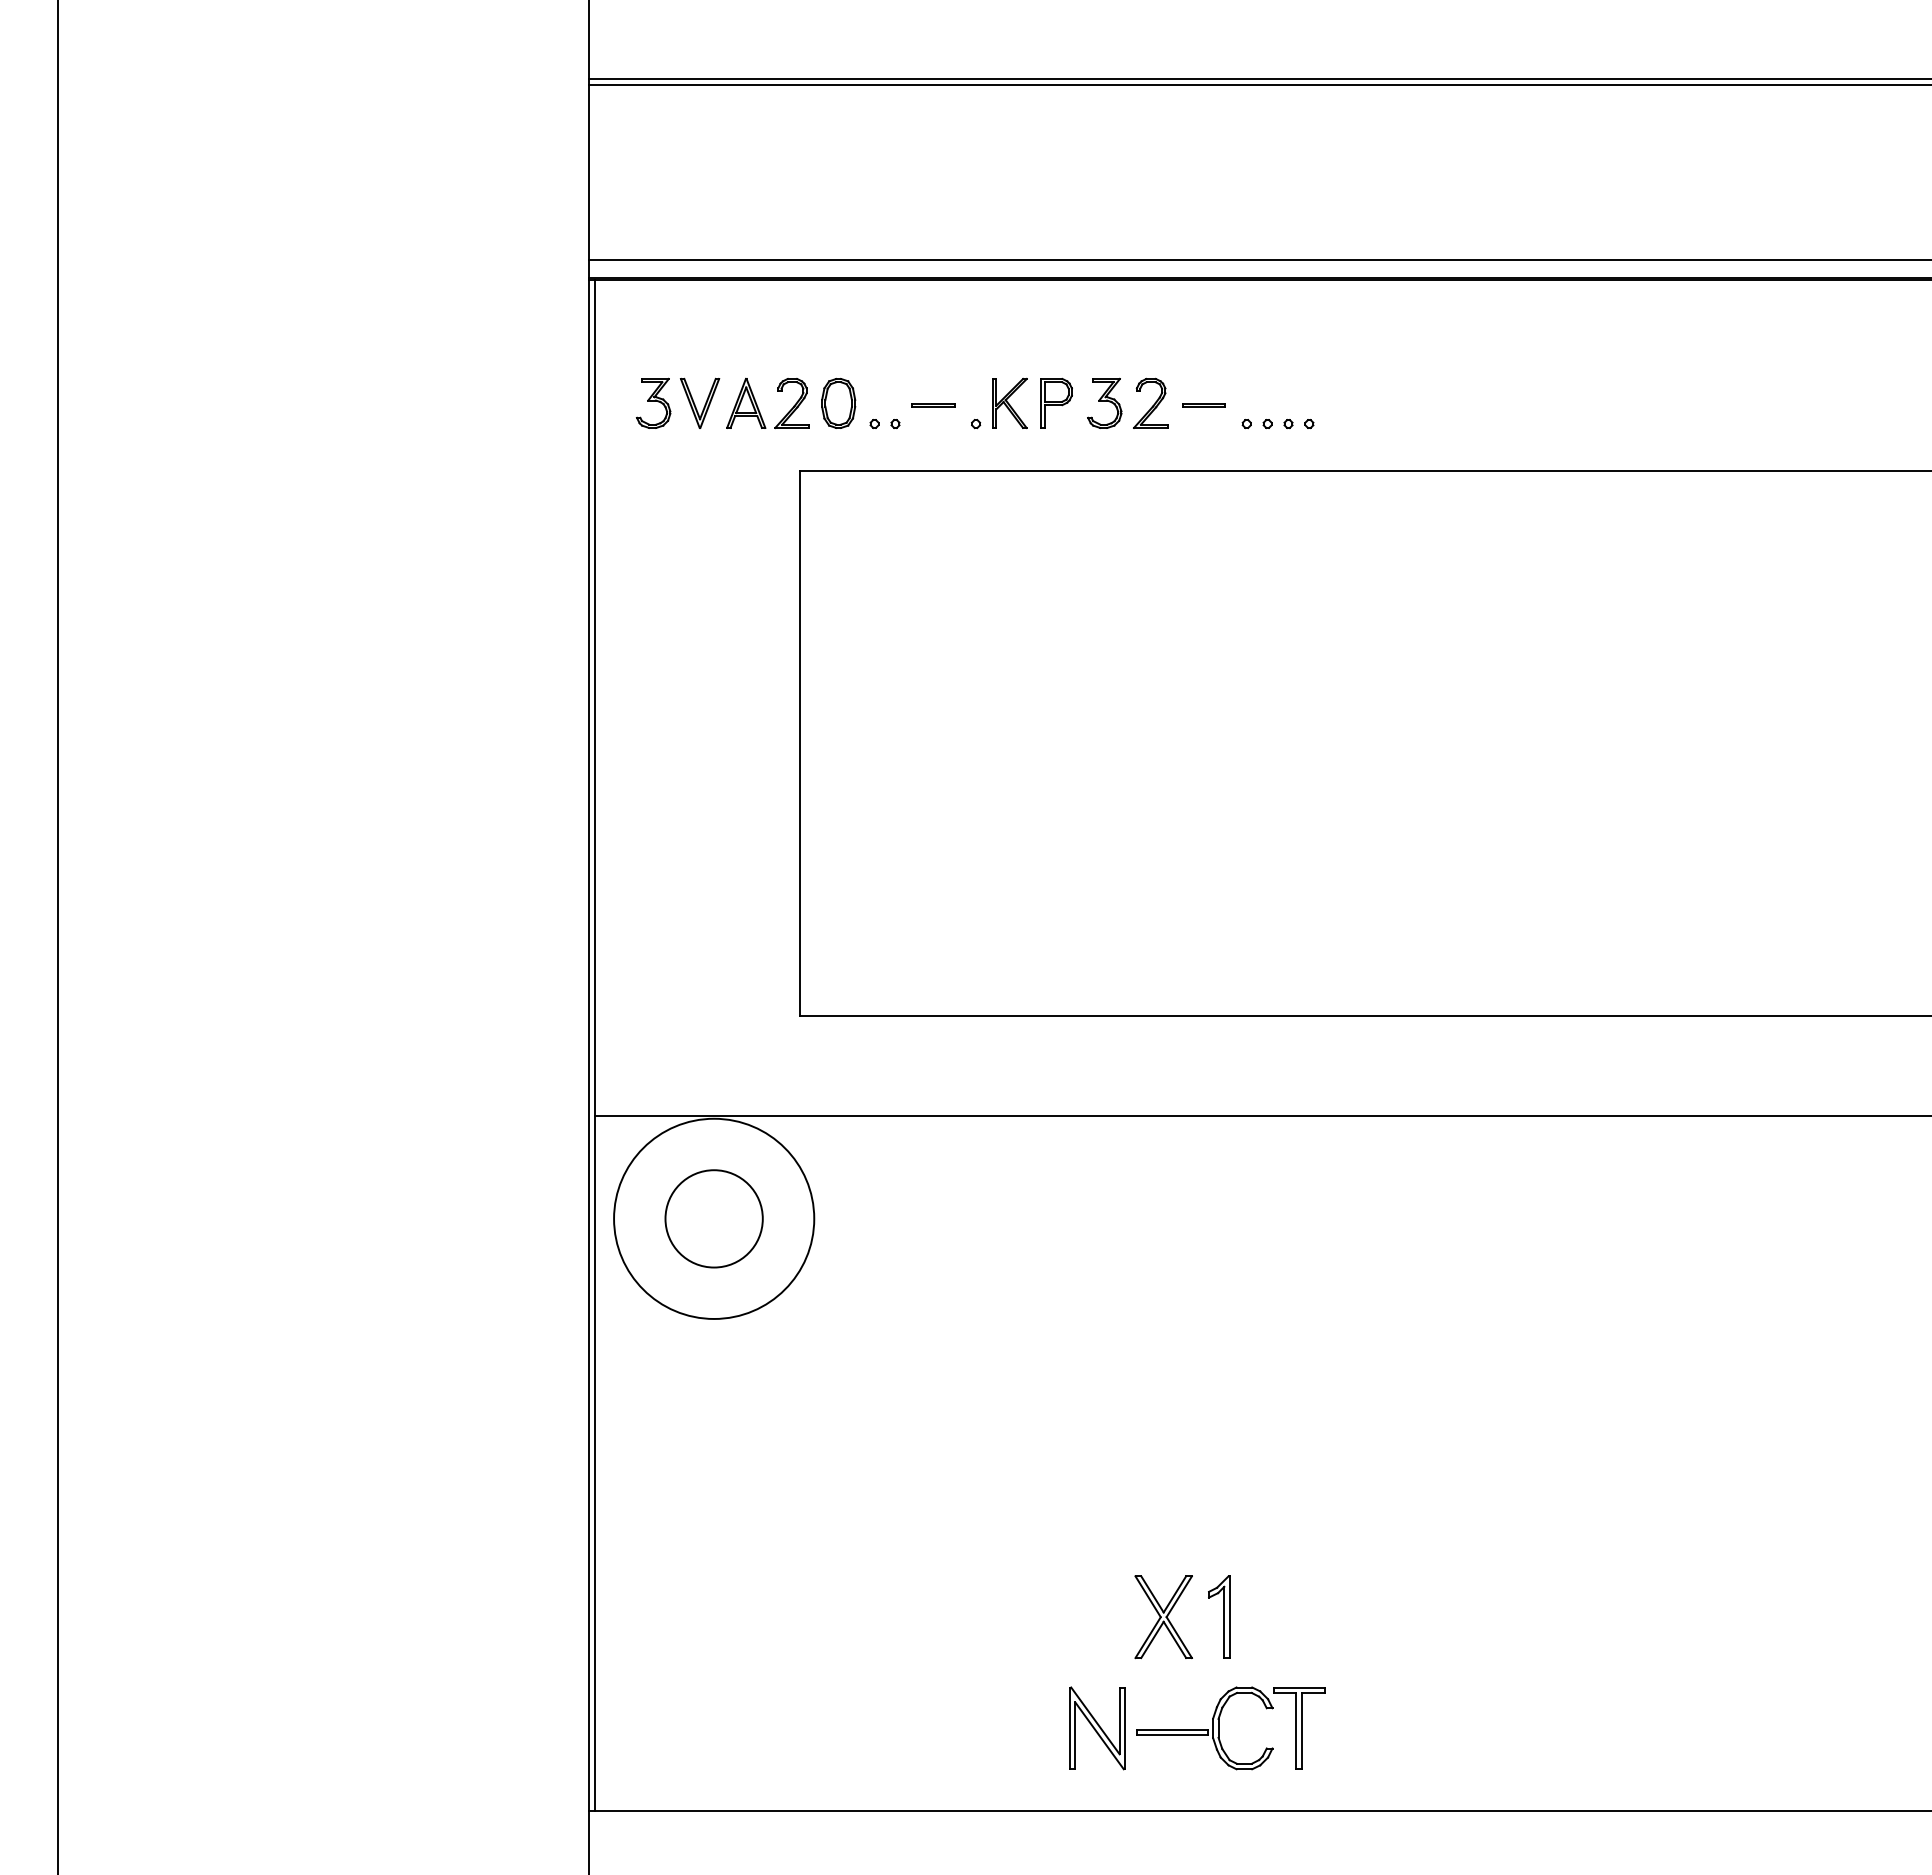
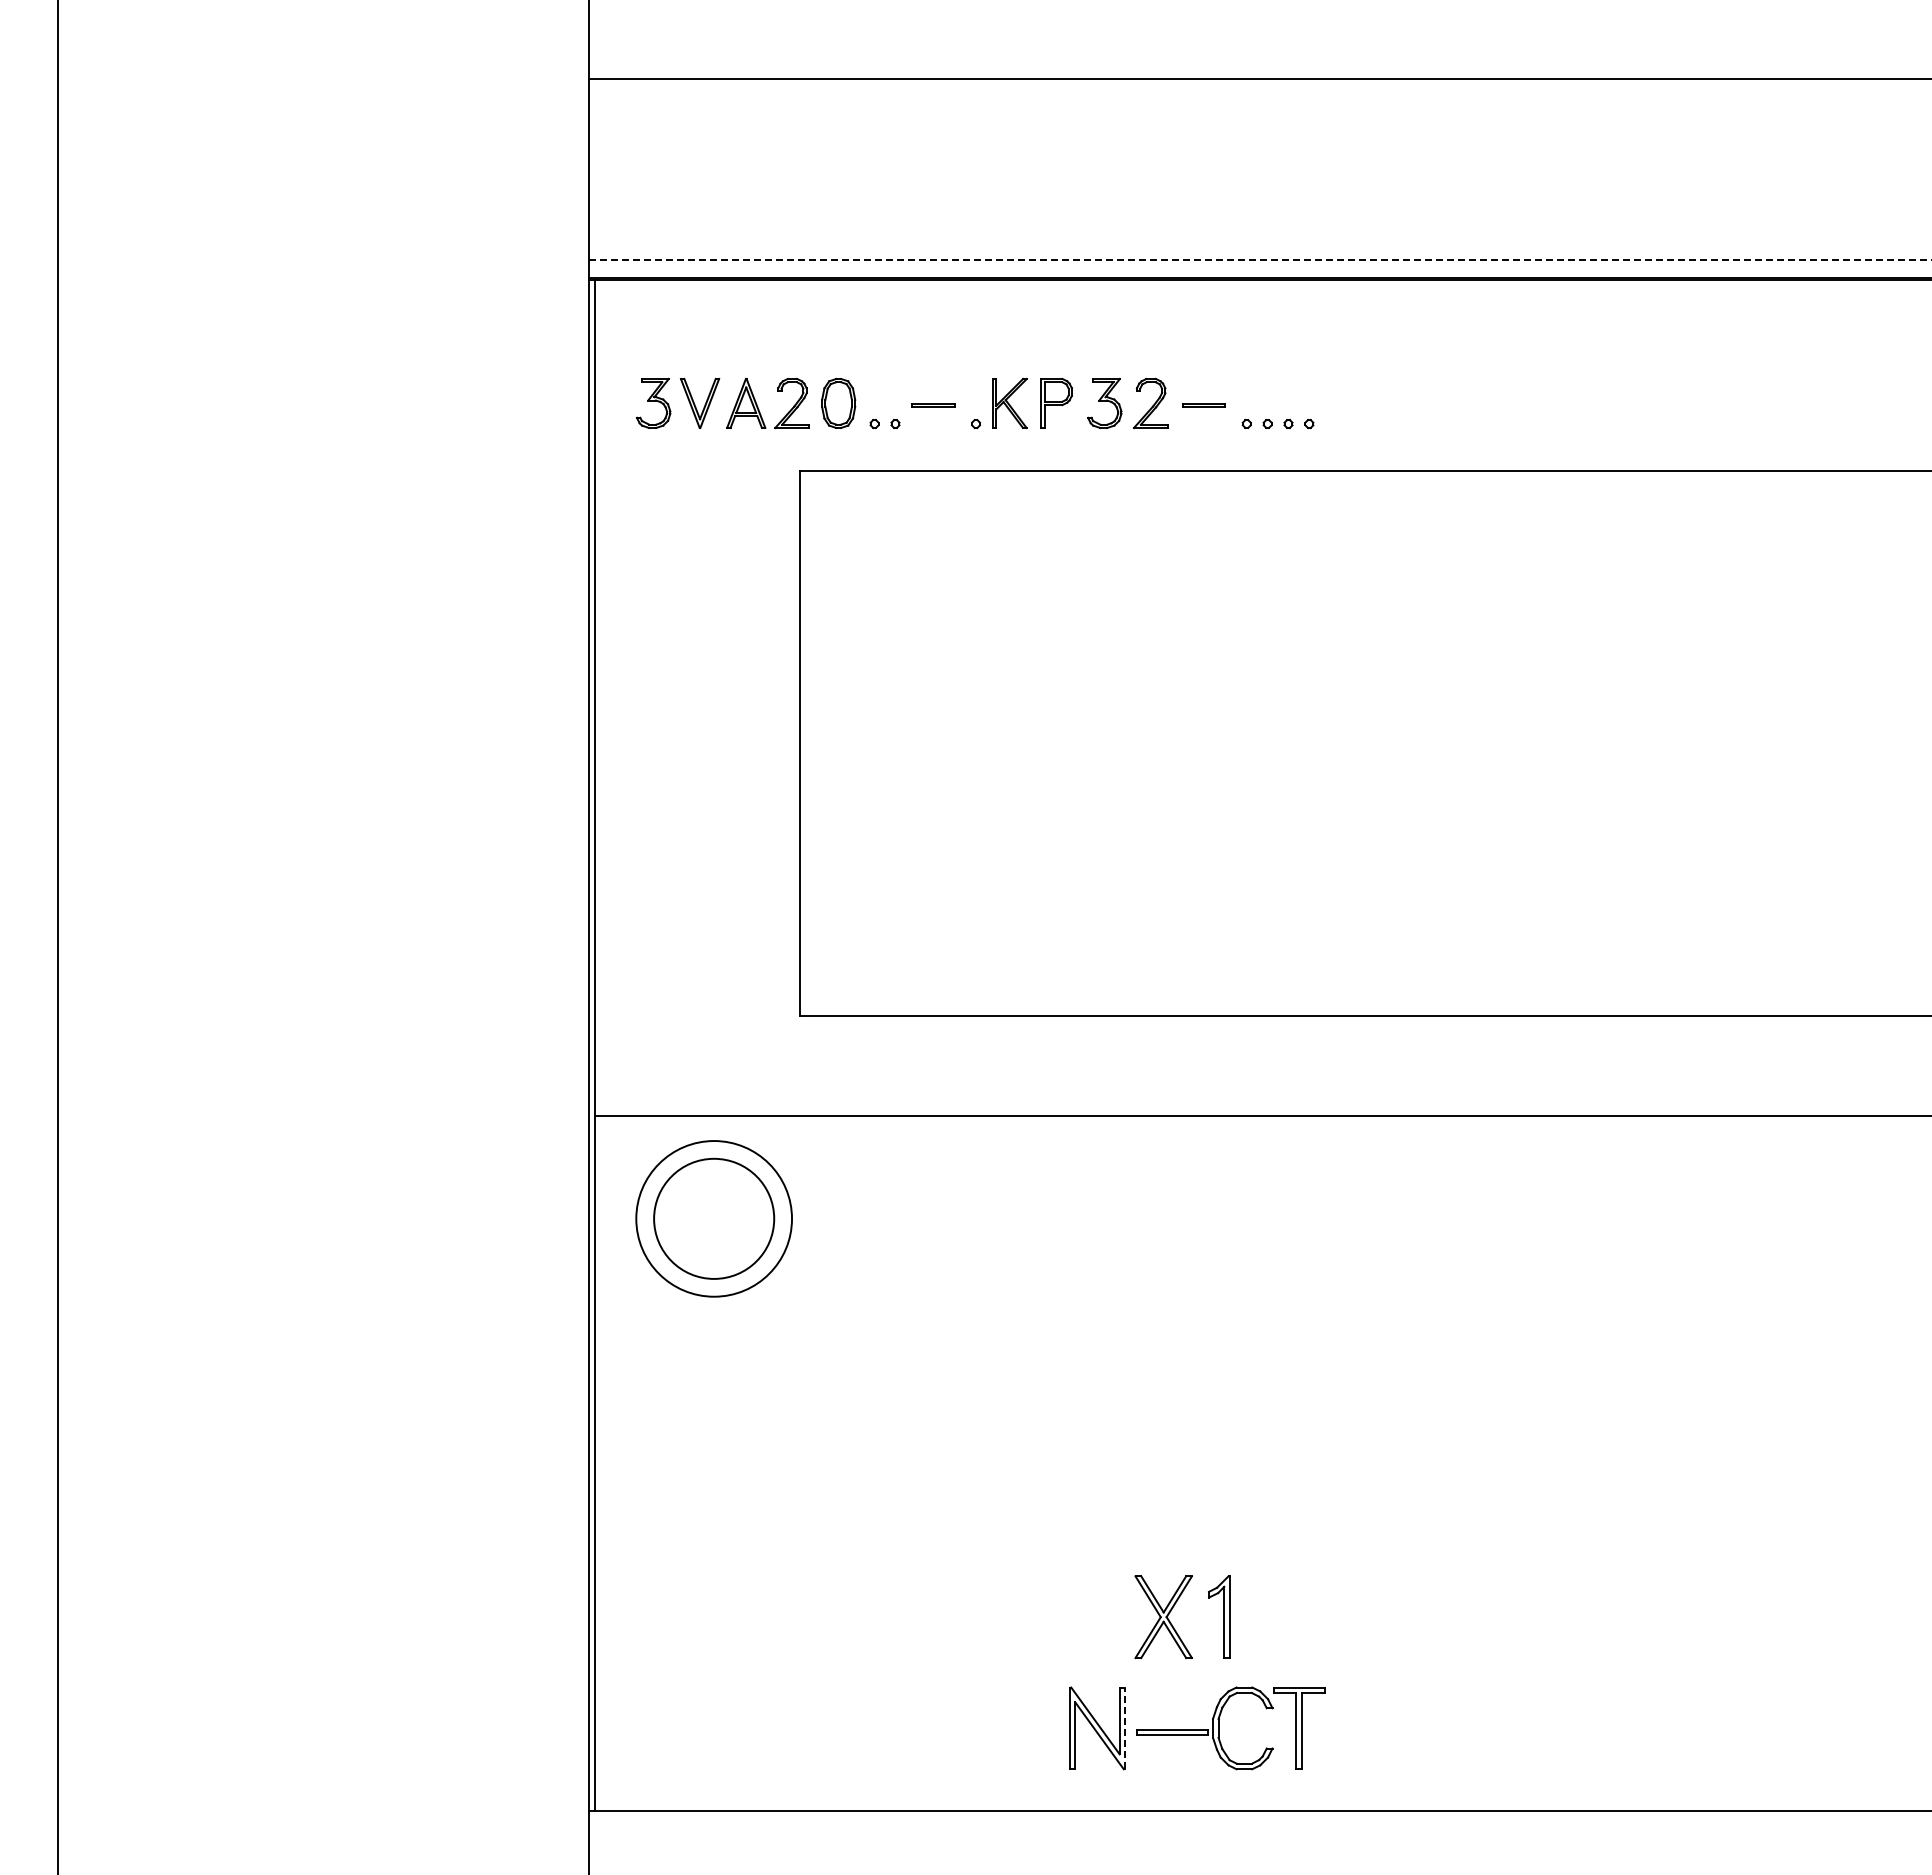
line: present -> none (1258, 84)
line: solid -> dashed (1260, 259)
circle diameter: 97 px -> 156 px (714, 1218)
circle diameter: 200 px -> 120 px (714, 1218)
line: solid -> dashed (1125, 1728)
